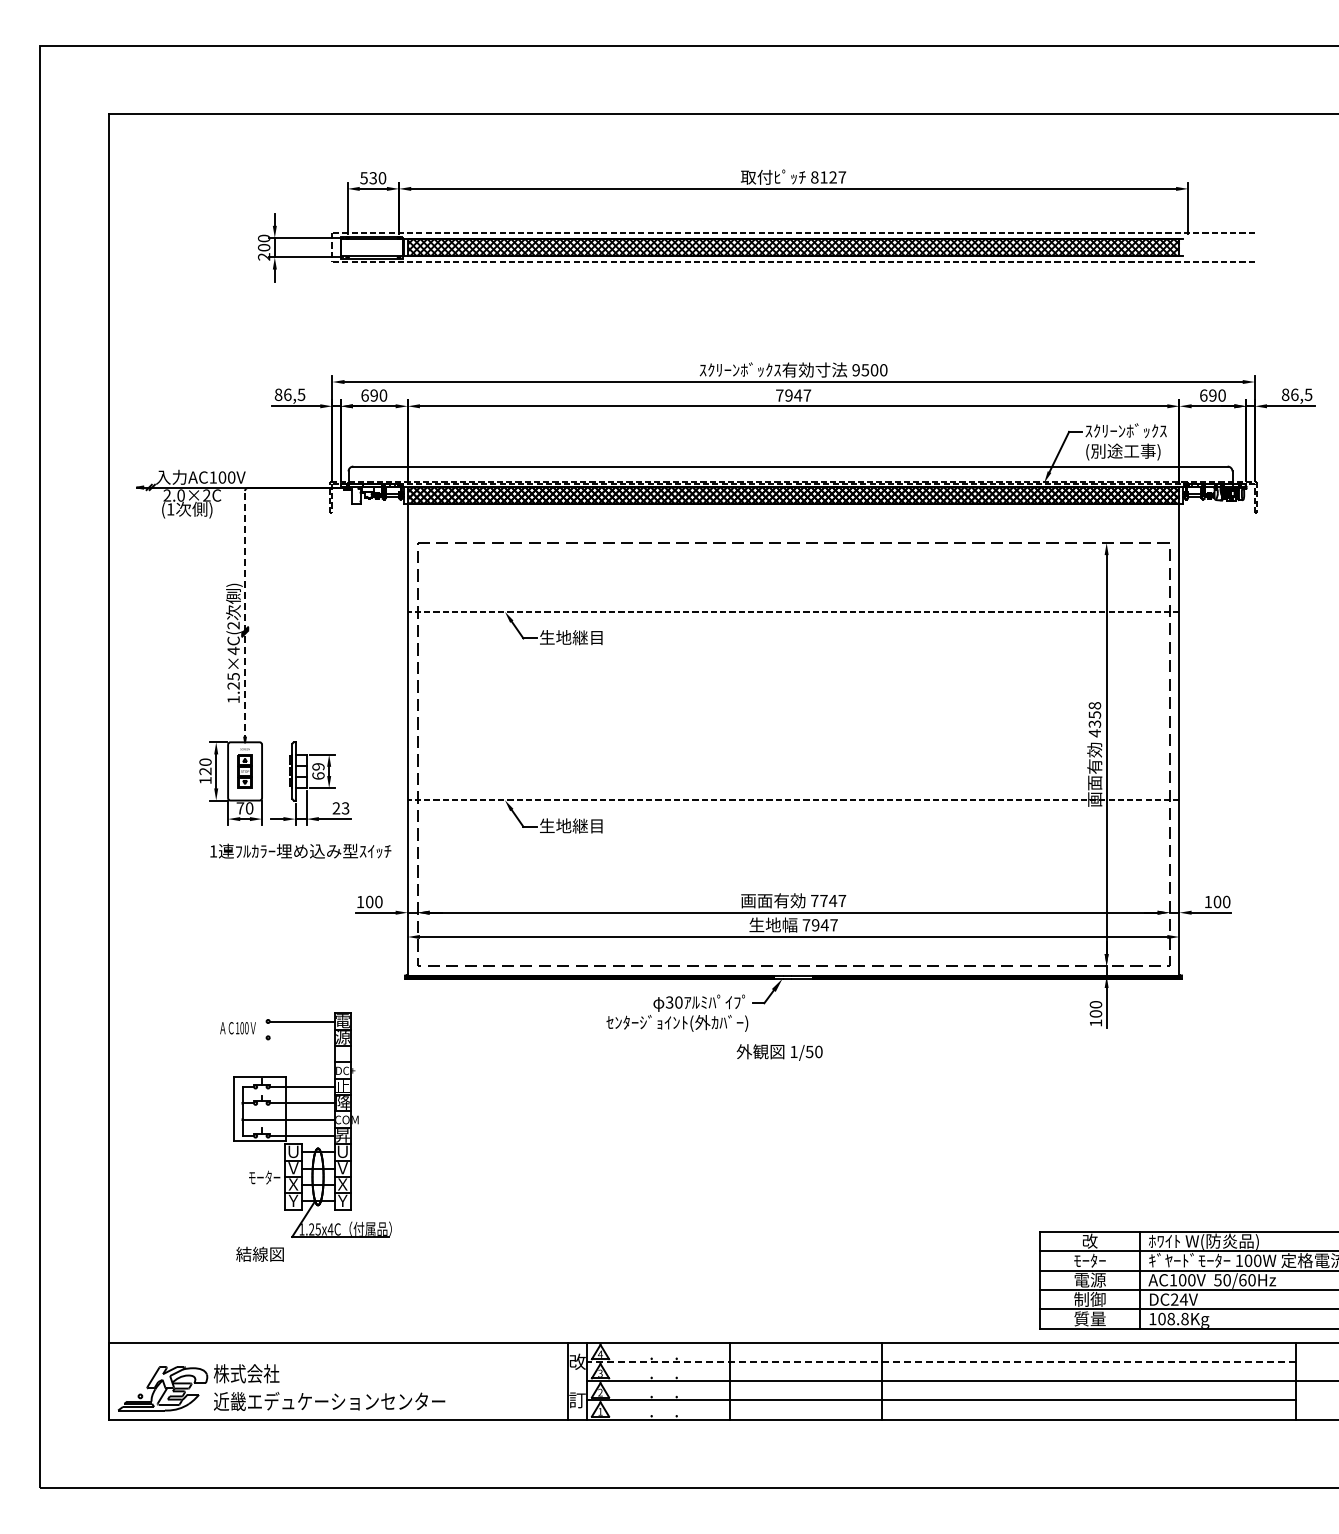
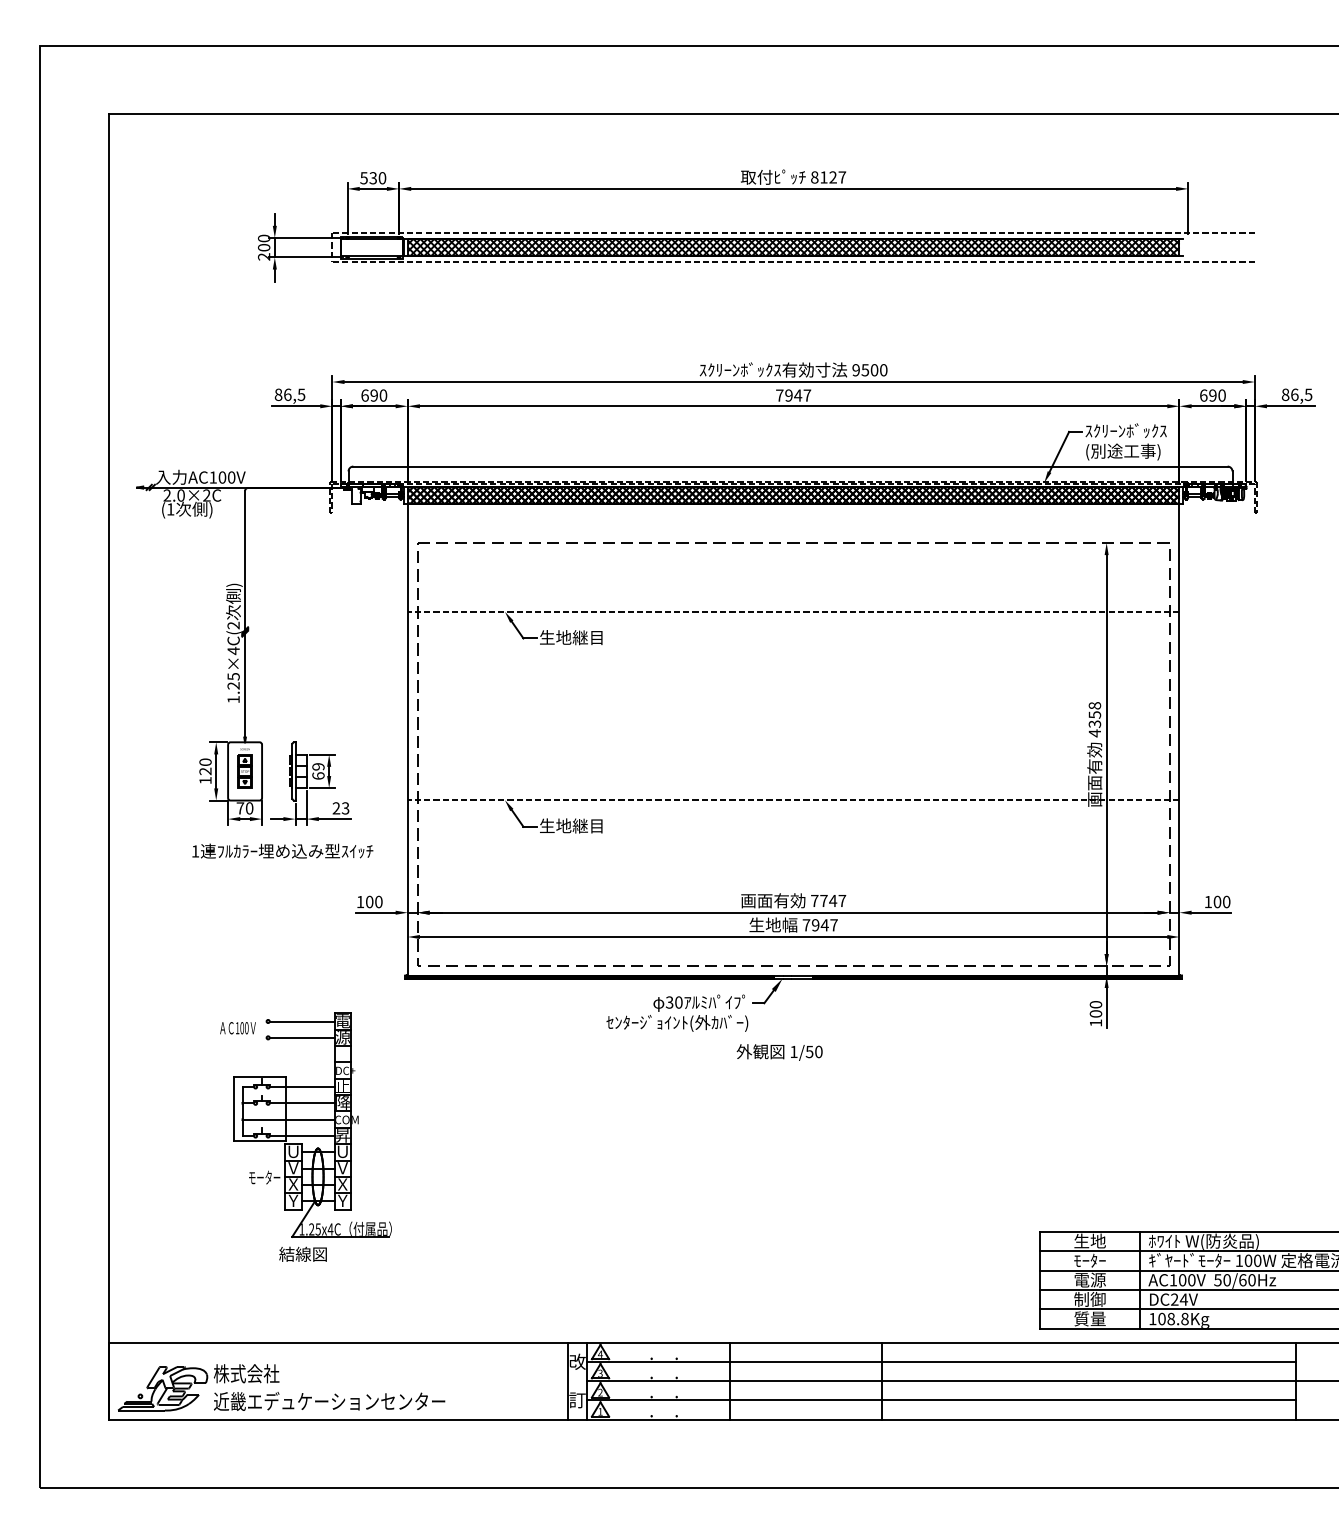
line: dashed -> solid (245, 616)
text position: (300, 850) -> (282, 850) (282, 850)
line: none -> present (301, 1037)
text: 改 -> 生地 (1089, 1240)
text position: (259, 1253) -> (302, 1253) (302, 1253)
line: dashed -> solid (941, 1362)
